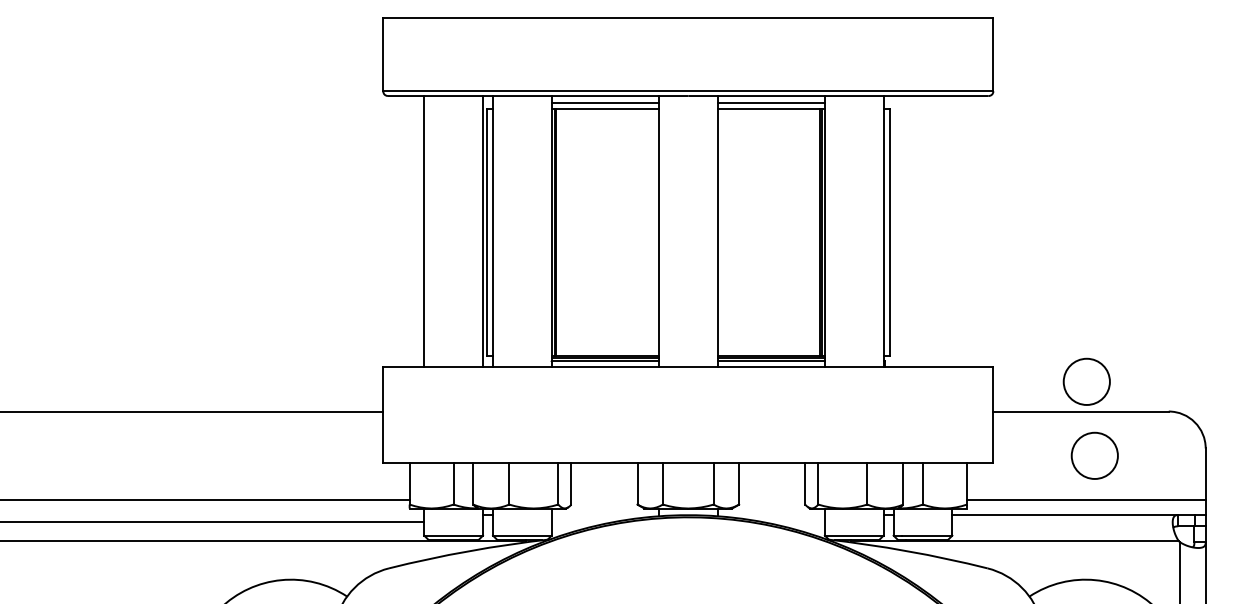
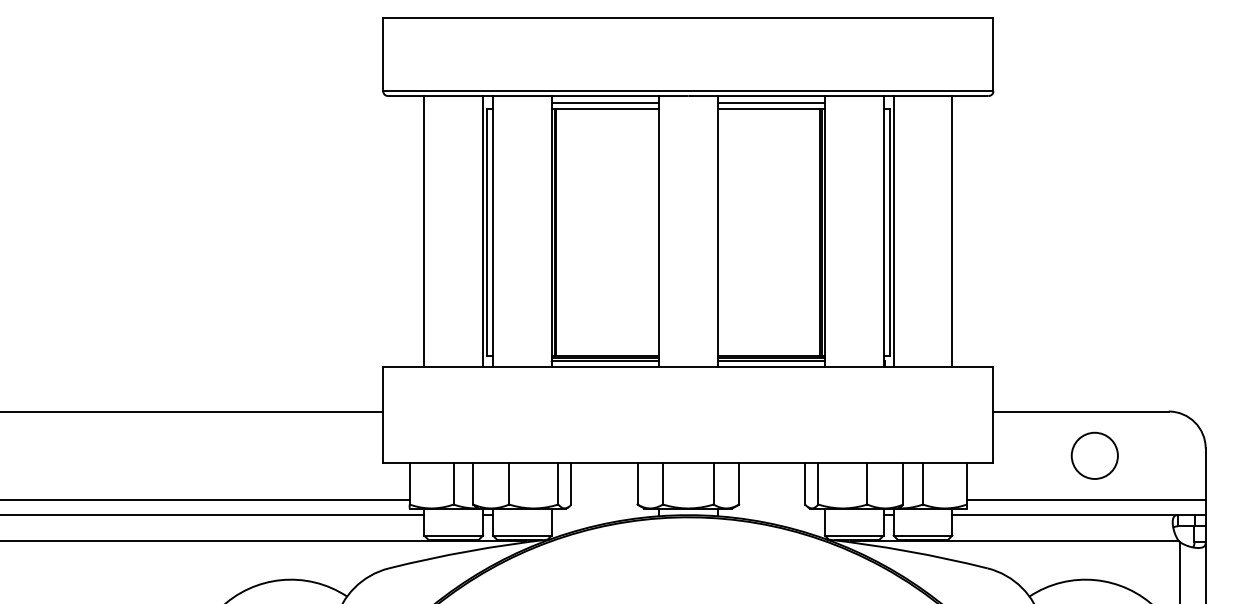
line: none -> present (893, 231)
line: none -> present (952, 231)
circle: present -> none (1086, 381)
line position: (213, 522) -> (213, 515) (213, 515)
